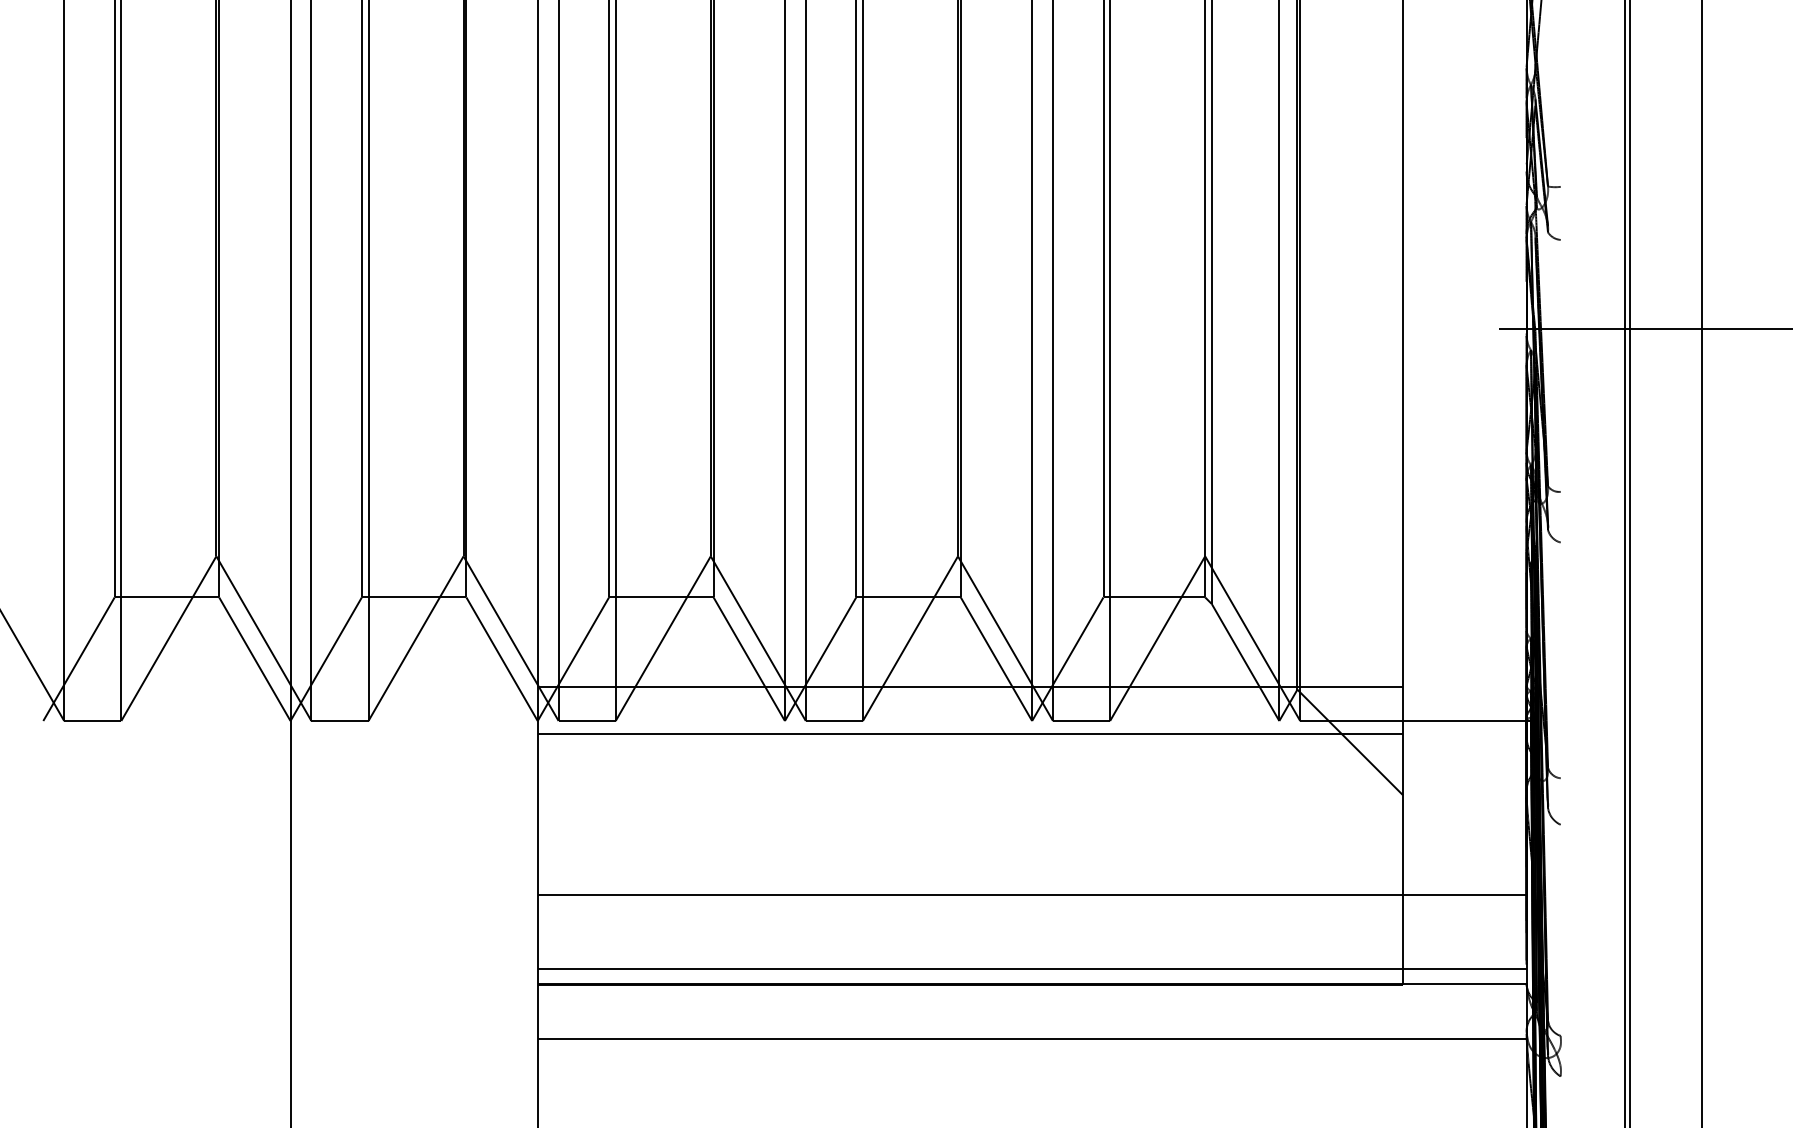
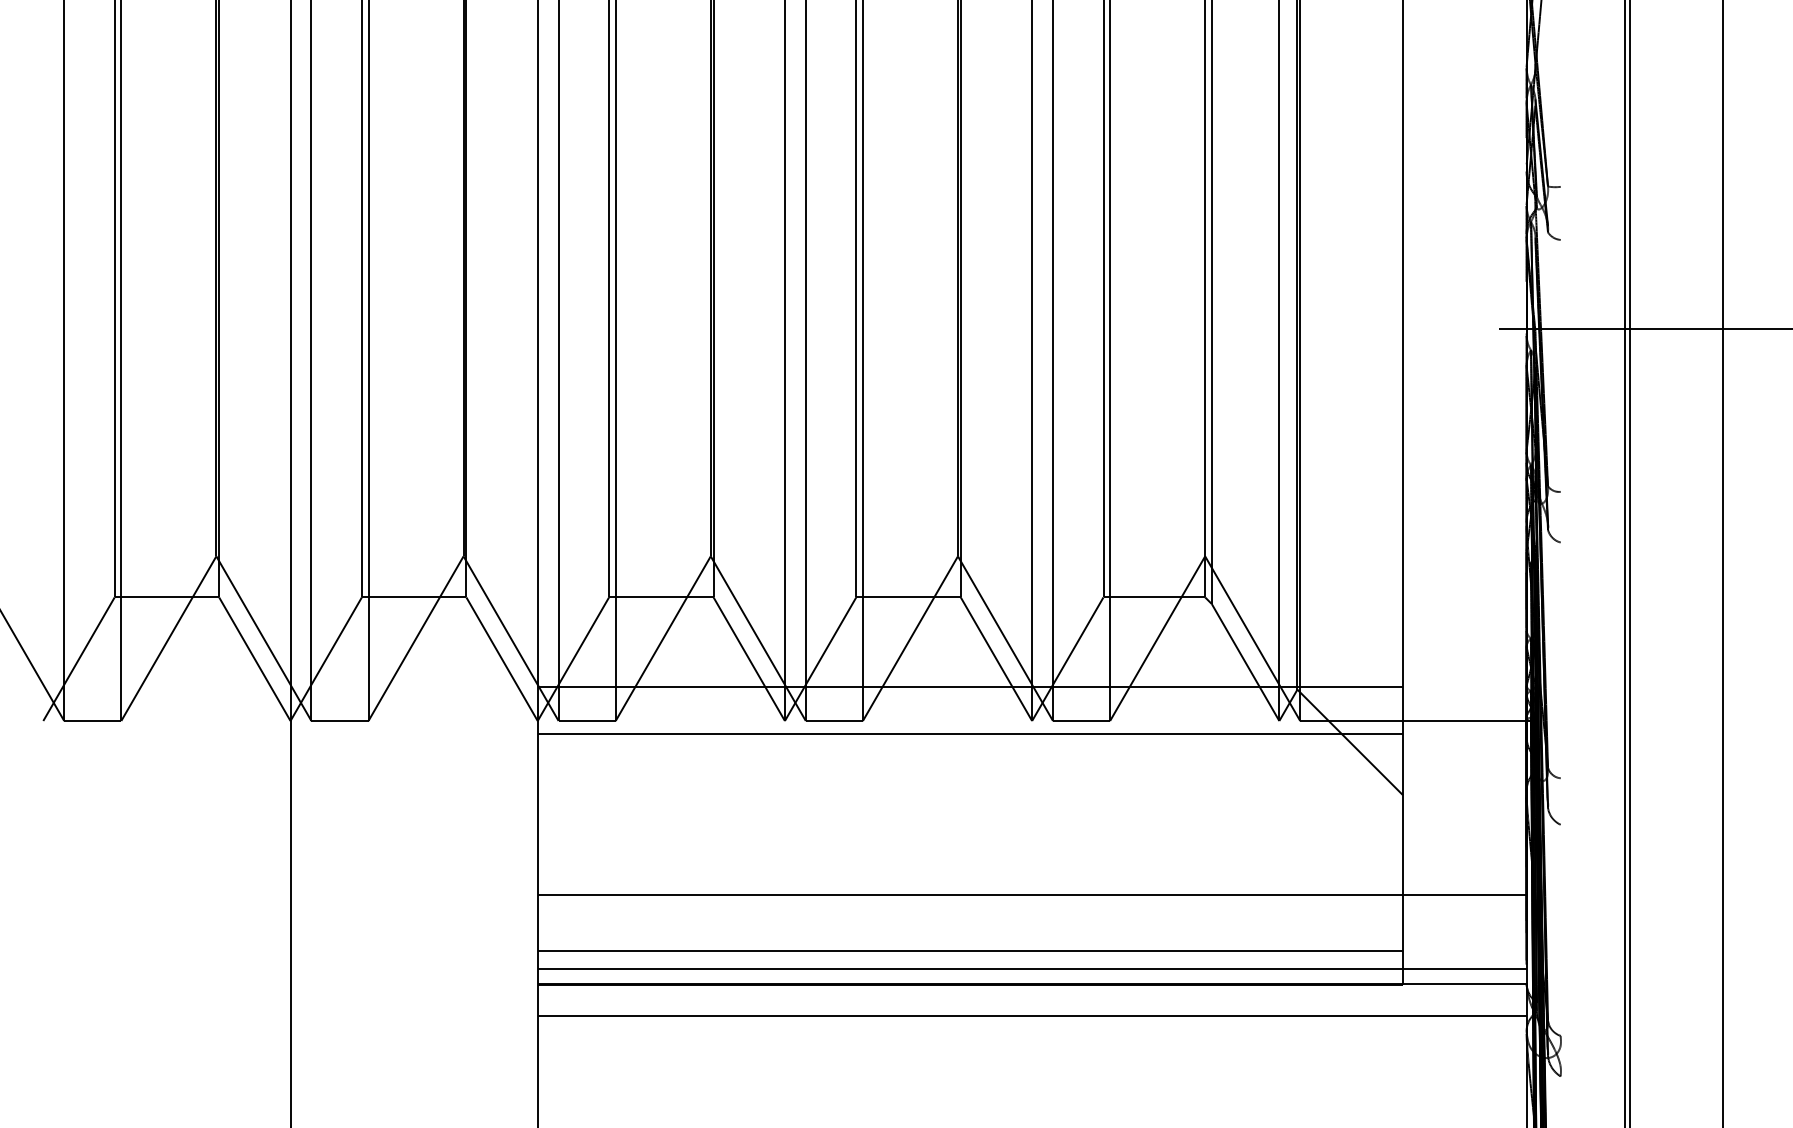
line position: (1702, 563) -> (1723, 563) (1723, 563)
line: none -> present (969, 950)
line position: (1031, 1039) -> (1031, 1016) (1031, 1016)
